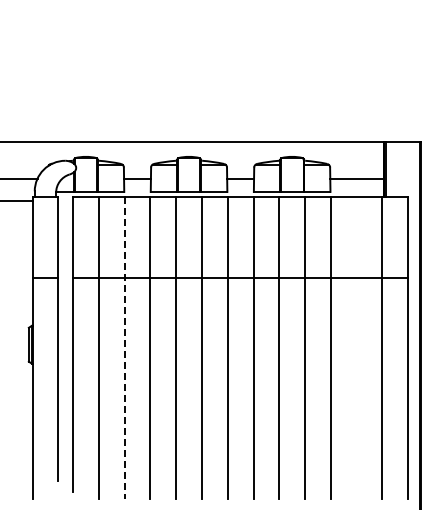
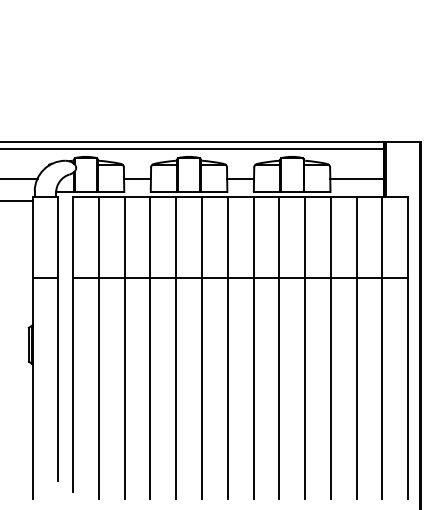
line: none -> present (193, 149)
line: dashed -> solid (124, 348)
line: none -> present (356, 348)
